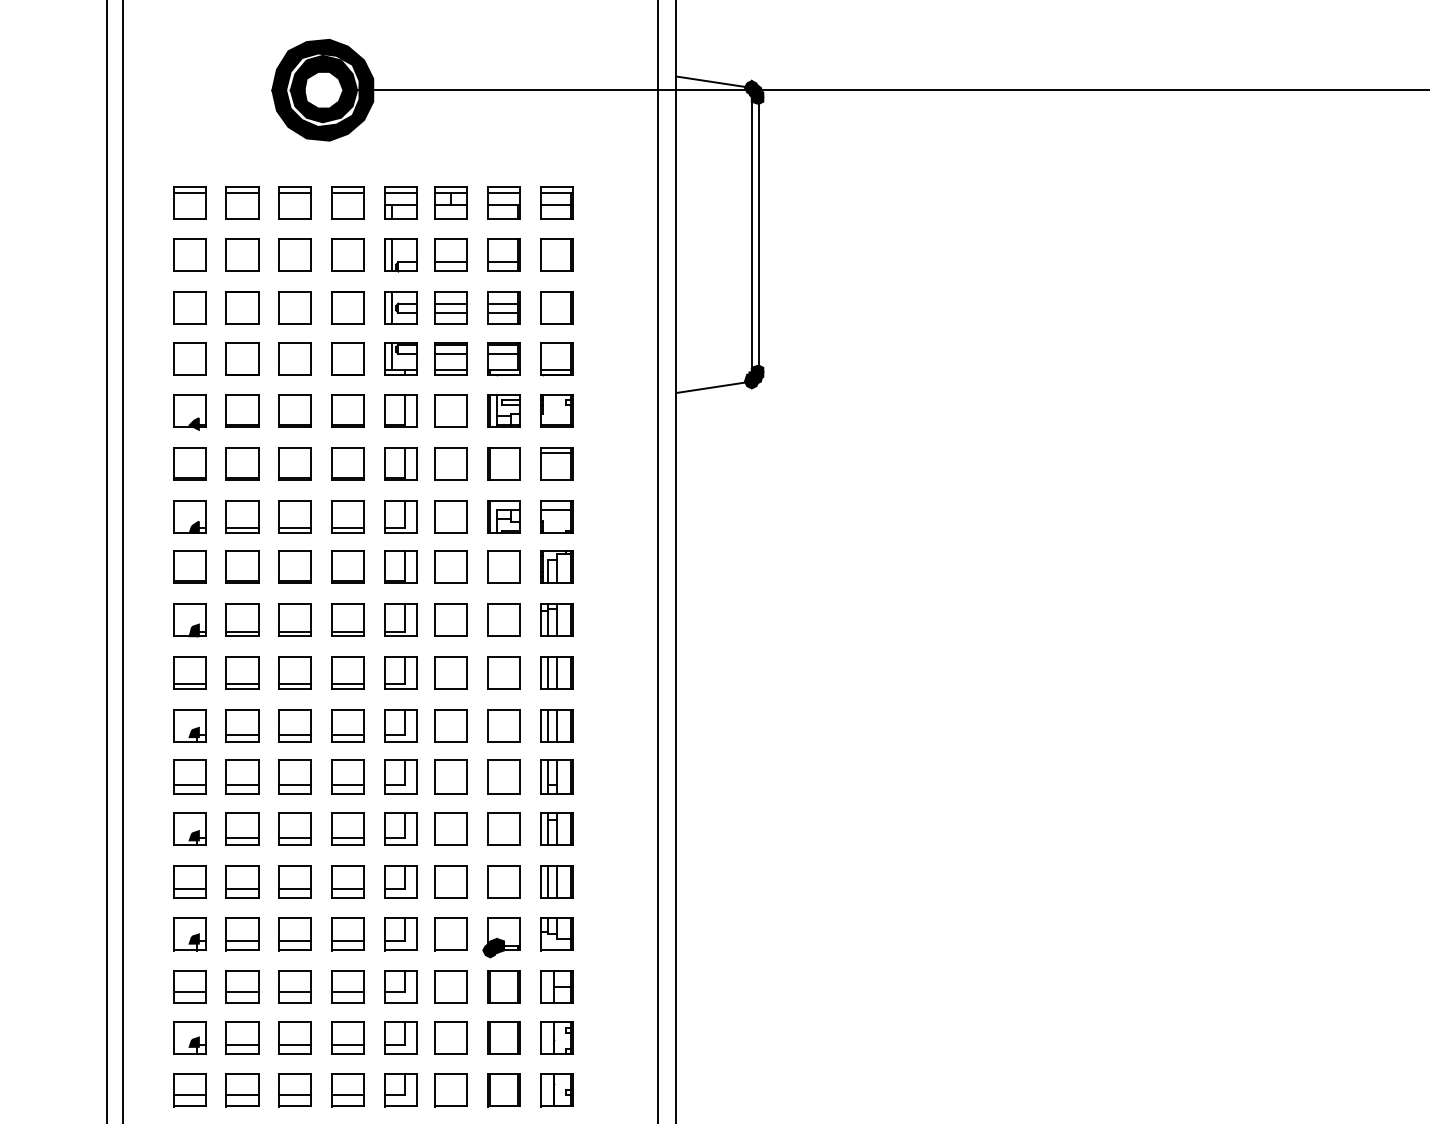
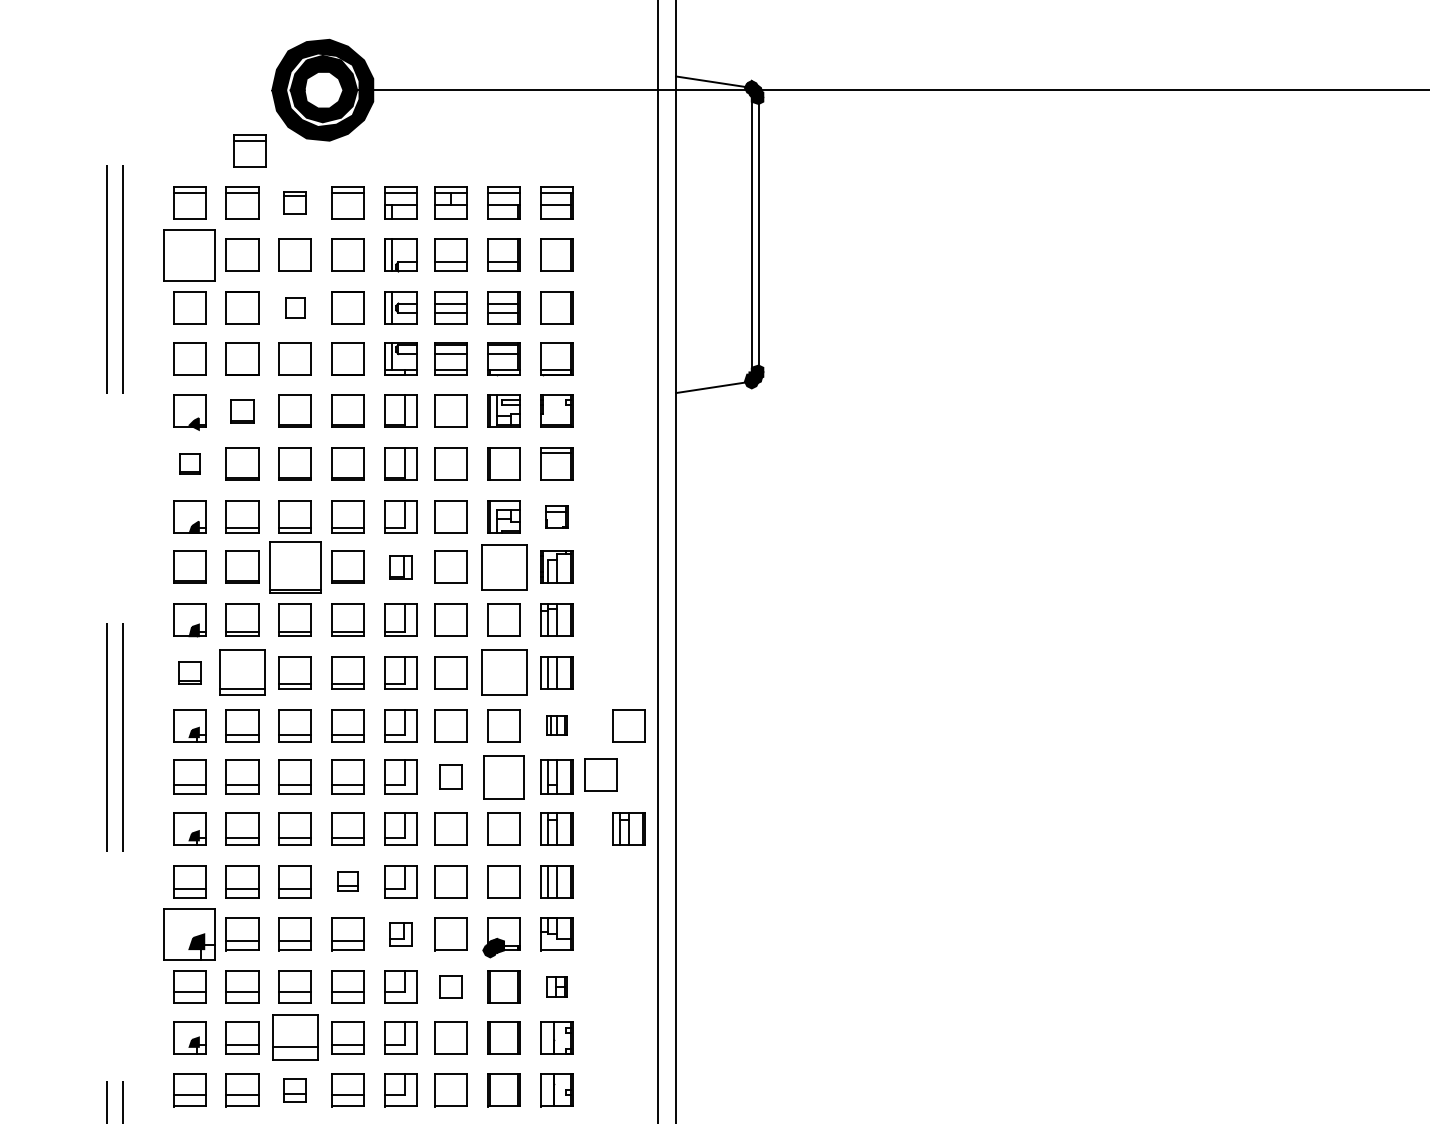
part: none -> present (249, 150)
part size: 34x34 px -> 24x24 px (294, 202)
part size: 34x34 px -> 53x53 px (189, 255)
part size: 34x34 px -> 21x22 px (295, 307)
part size: 35x34 px -> 25x25 px (242, 411)
part size: 34x34 px -> 22x22 px (189, 463)
part size: 34x34 px -> 24x24 px (556, 516)
line: solid -> dashed (107, 562)
line: solid -> dashed (123, 562)
part size: 34x34 px -> 53x53 px (295, 567)
part size: 34x34 px -> 24x25 px (400, 567)
part size: 34x34 px -> 47x47 px (504, 567)
part size: 34x34 px -> 24x24 px (189, 672)
part size: 35x34 px -> 47x47 px (242, 672)
part size: 34x34 px -> 47x47 px (504, 672)
part size: 34x34 px -> 22x21 px (556, 725)
part: none -> present (628, 725)
part: none -> present (600, 774)
part size: 34x36 px -> 24x26 px (450, 776)
part size: 34x36 px -> 42x45 px (503, 777)
part: none -> present (628, 828)
part size: 34x34 px -> 22x21 px (347, 881)
part size: 34x35 px -> 53x53 px (189, 934)
part size: 34x35 px -> 24x25 px (400, 934)
part size: 34x34 px -> 24x24 px (450, 986)
part size: 34x34 px -> 22x22 px (556, 986)
part size: 34x34 px -> 47x47 px (295, 1037)
part size: 34x35 px -> 24x25 px (294, 1090)
